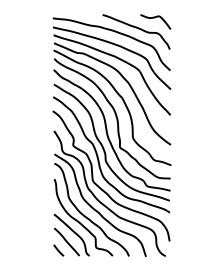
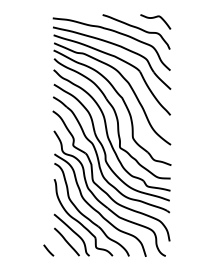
line position: (58, 250) -> (48, 250) (48, 250)
